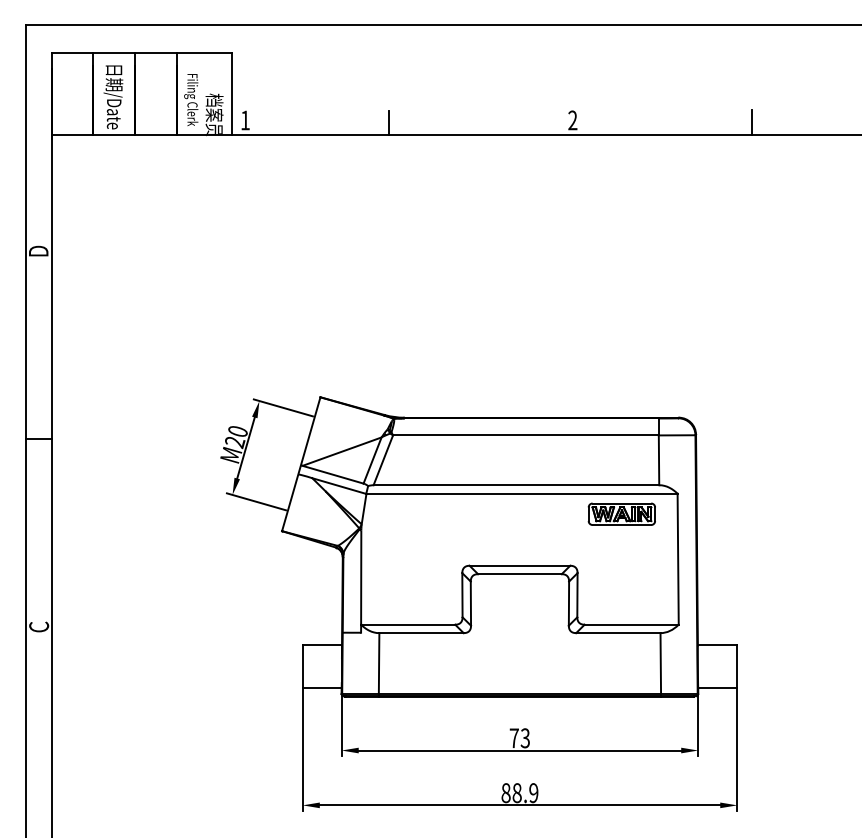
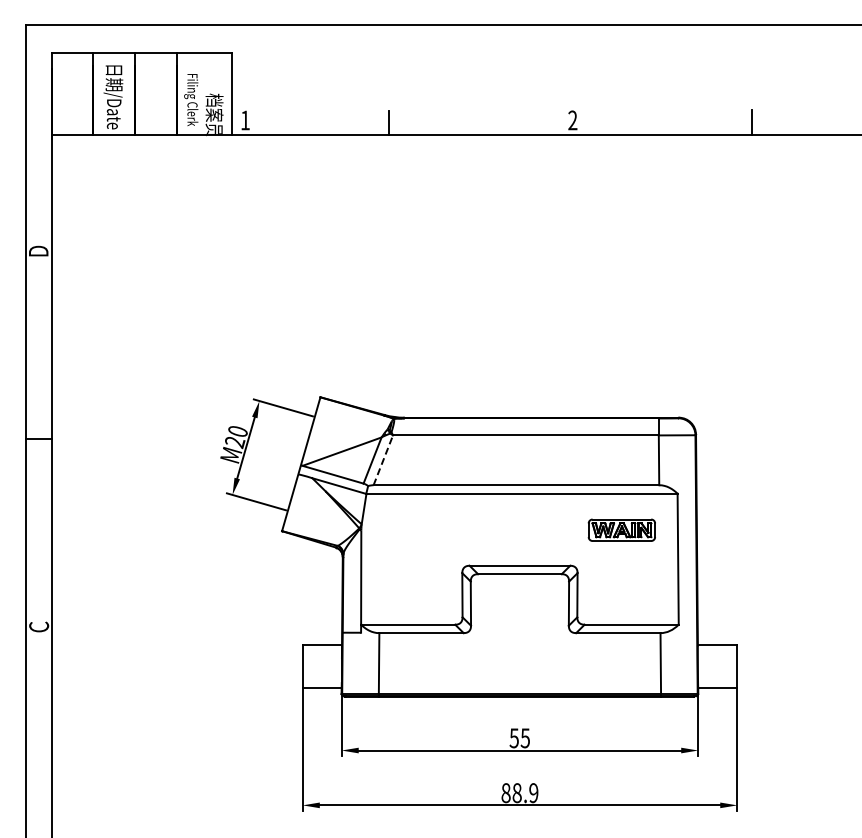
line: solid -> dashed (383, 460)
part position: (621, 513) -> (621, 529) (621, 529)
text: 73 -> 55 (519, 738)
